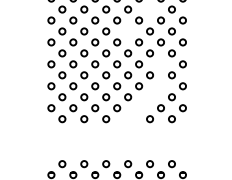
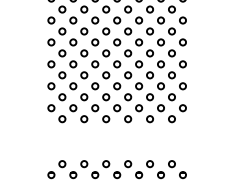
circle: none -> present (149, 9)
circle: none -> present (128, 31)
circle: none -> present (160, 64)
part: none -> present (144, 102)
